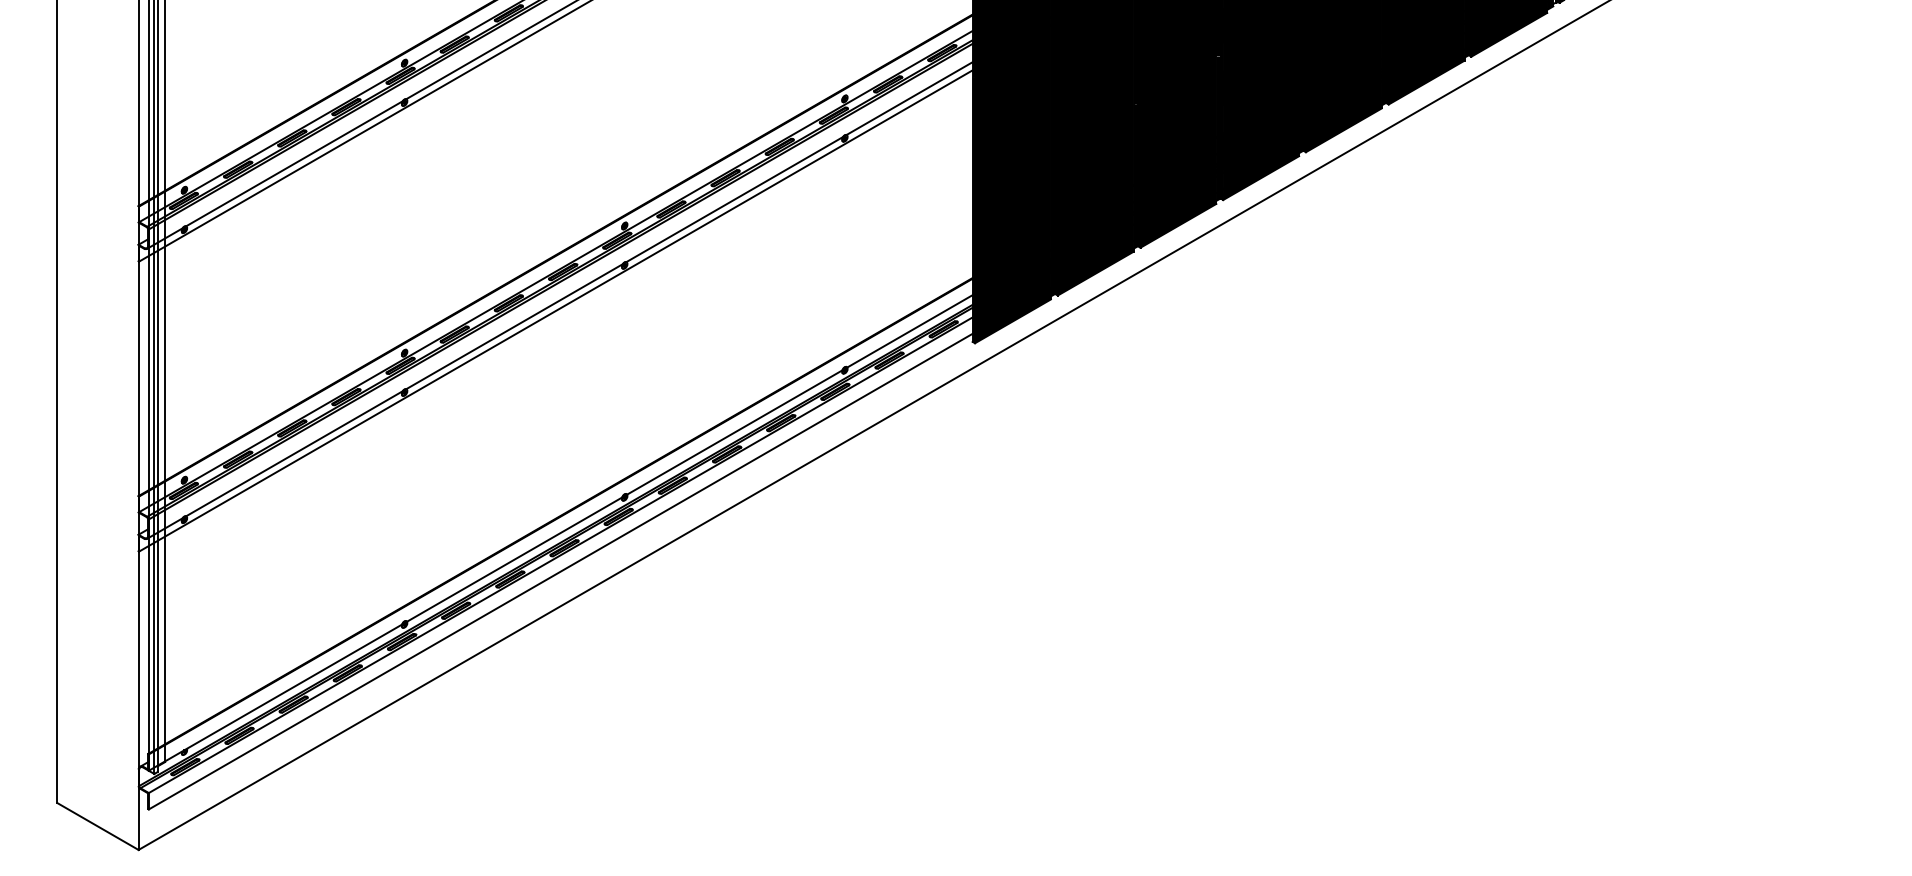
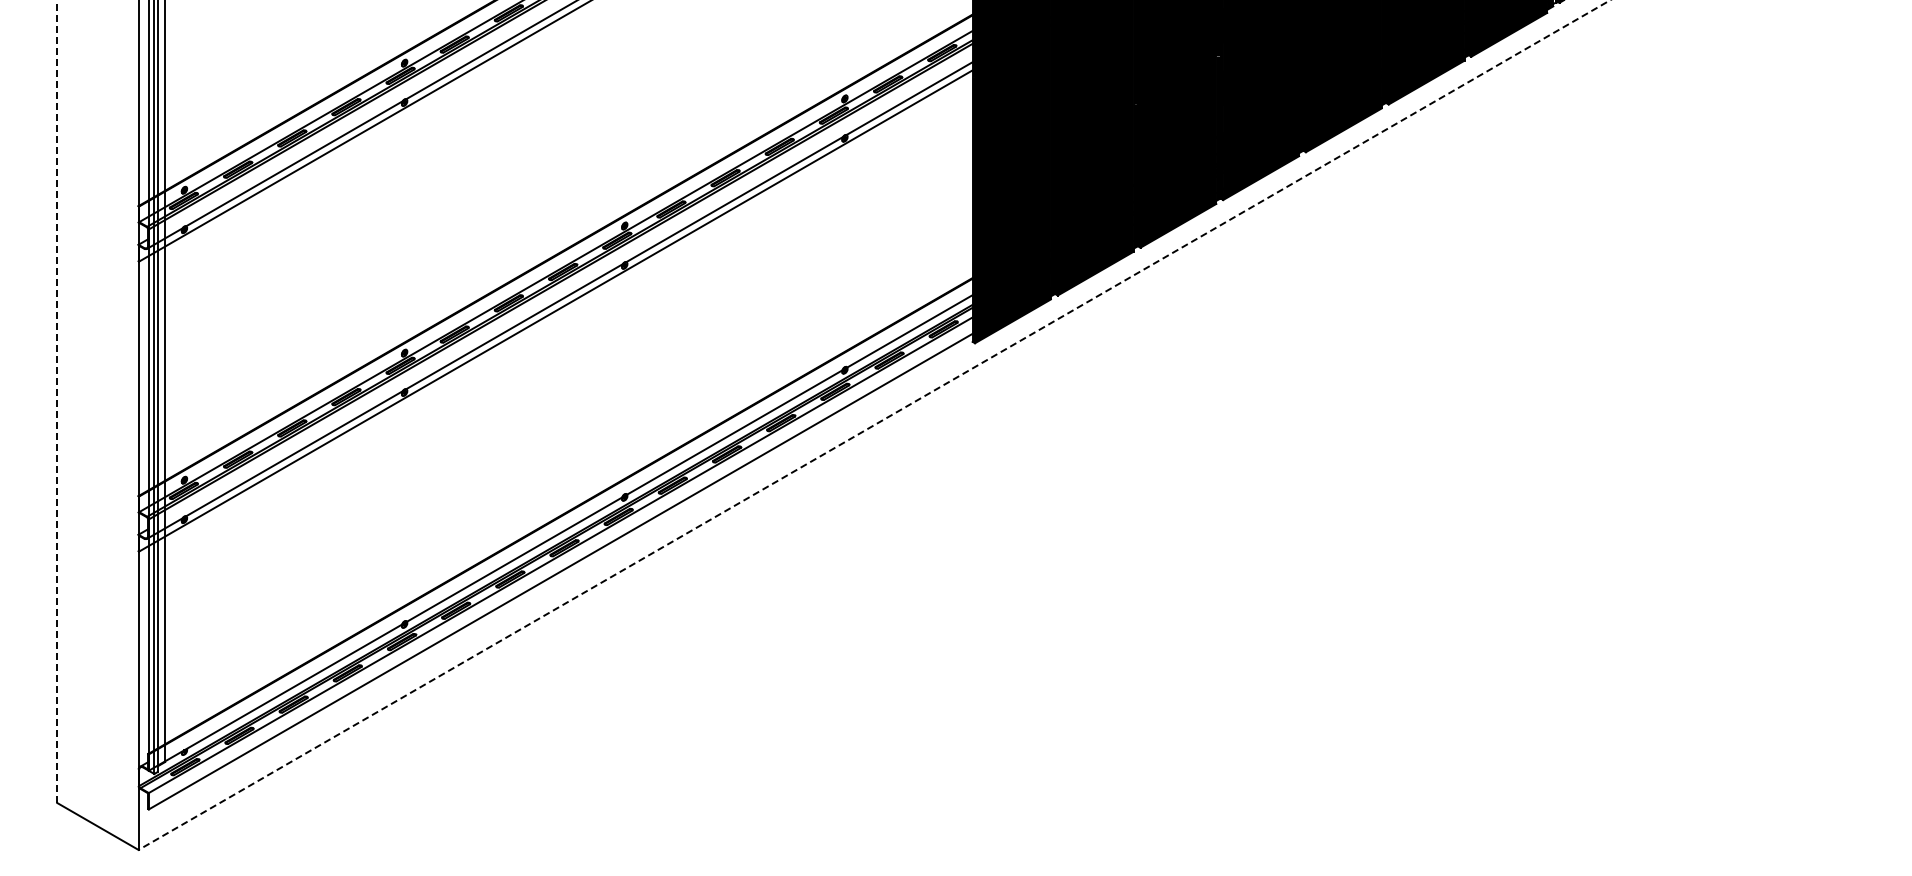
line: solid -> dashed (57, 401)
line: solid -> dashed (874, 425)
